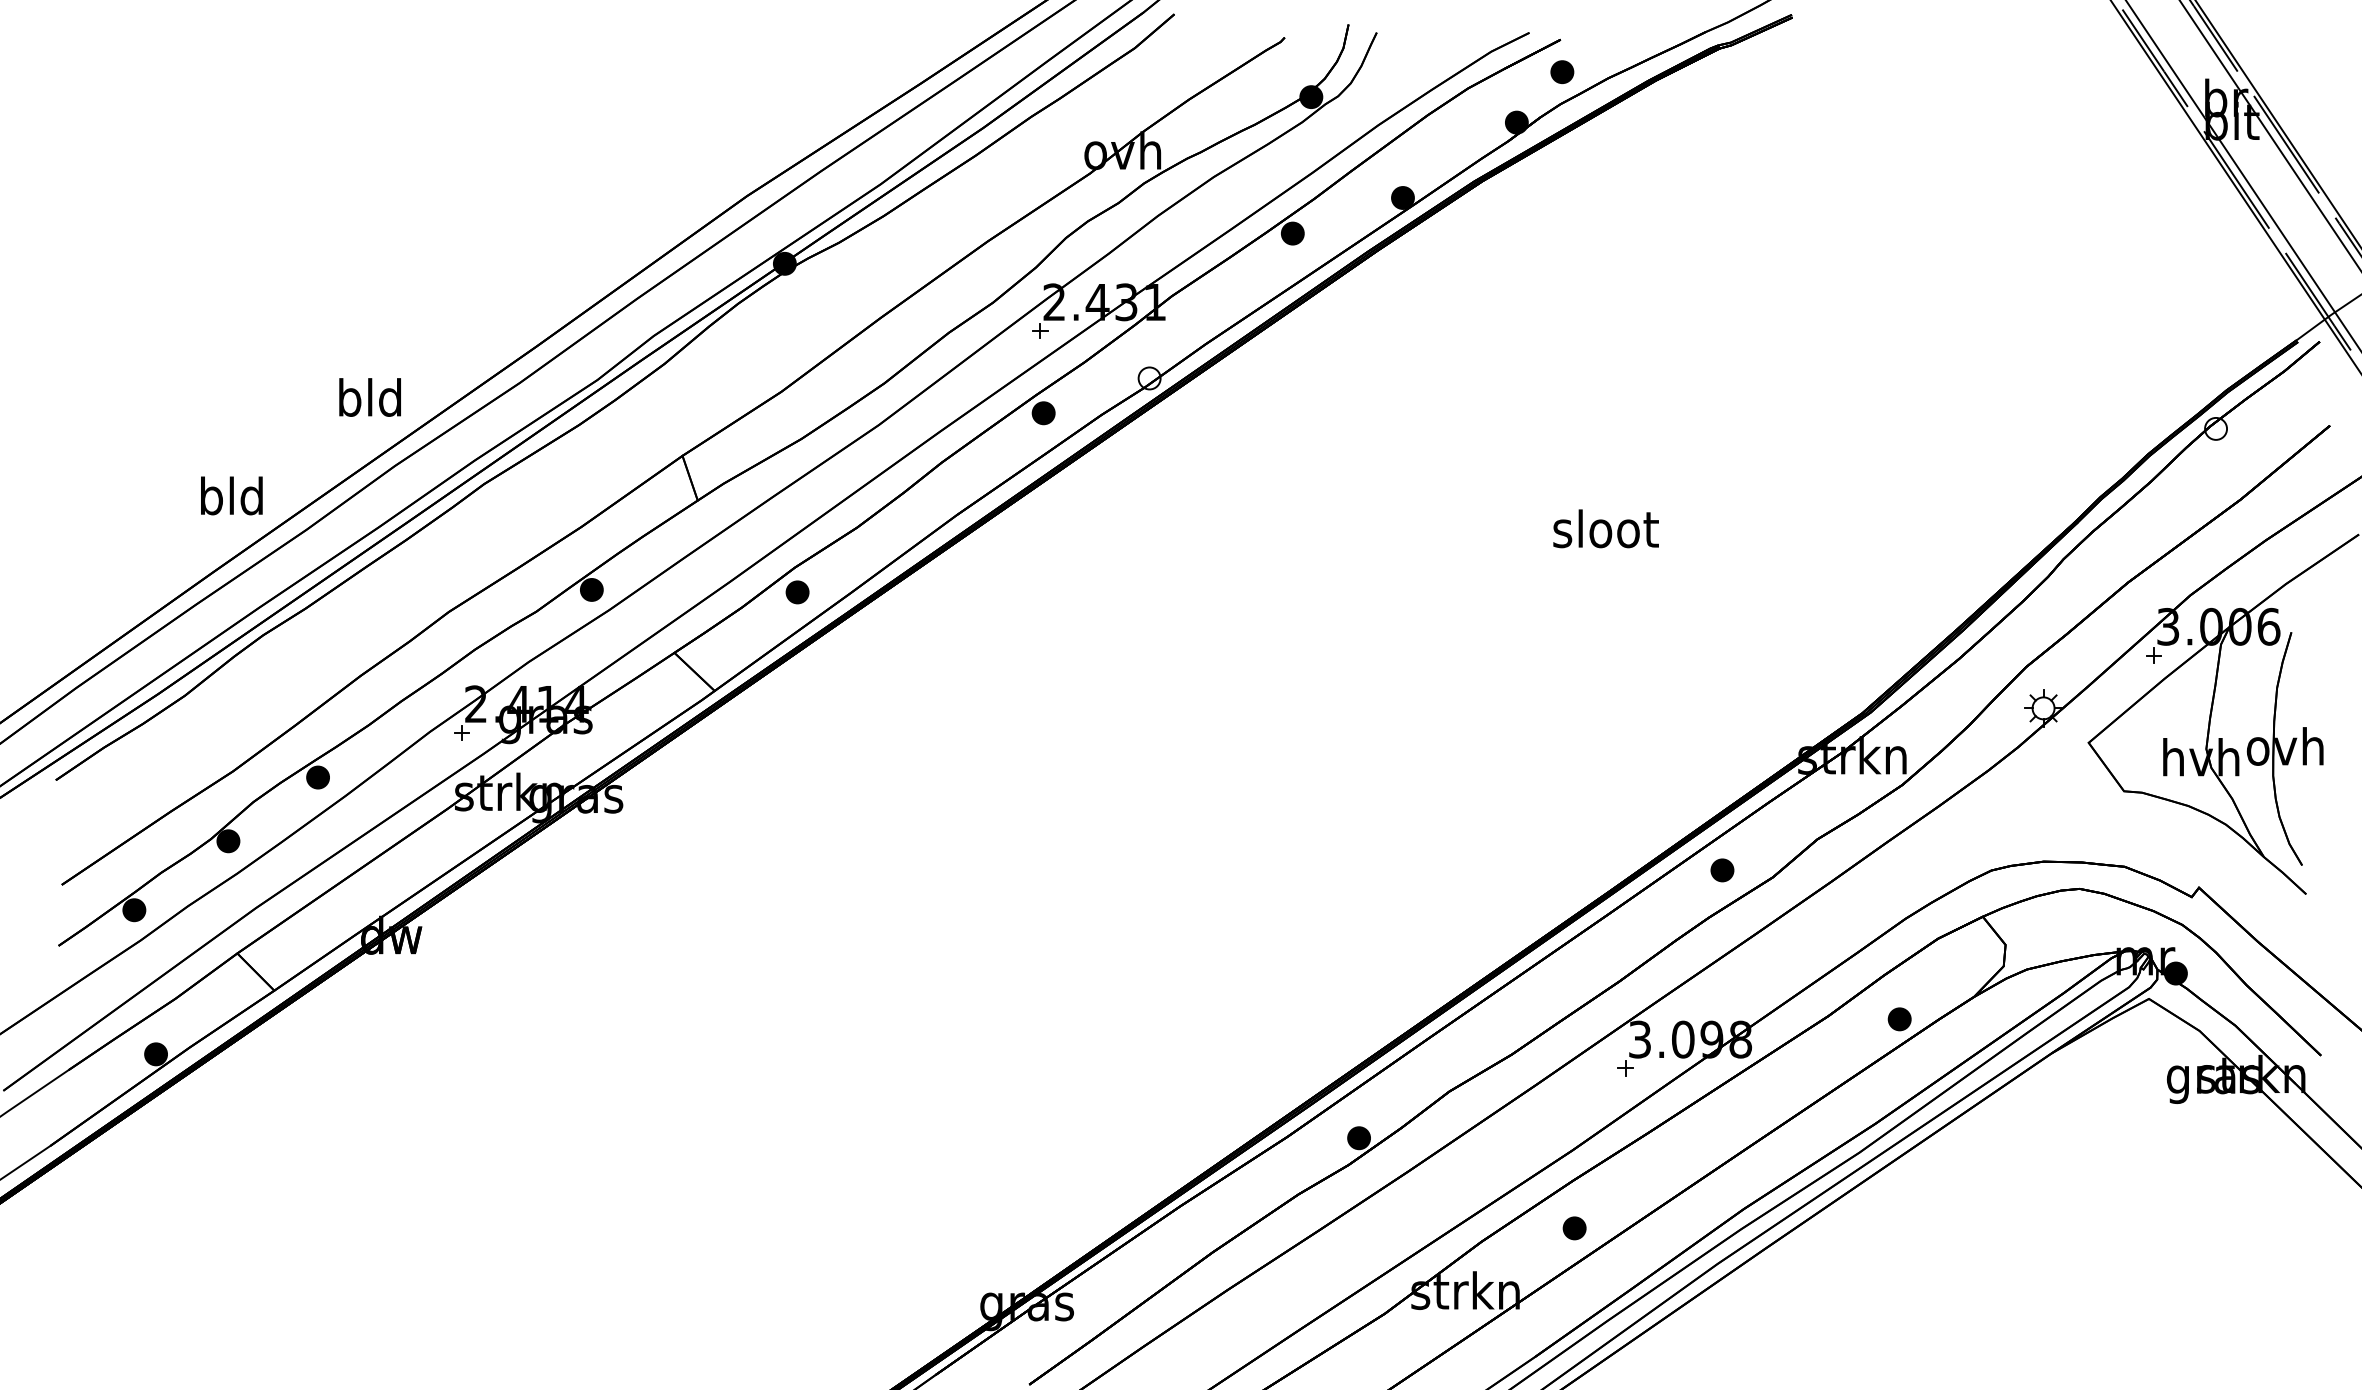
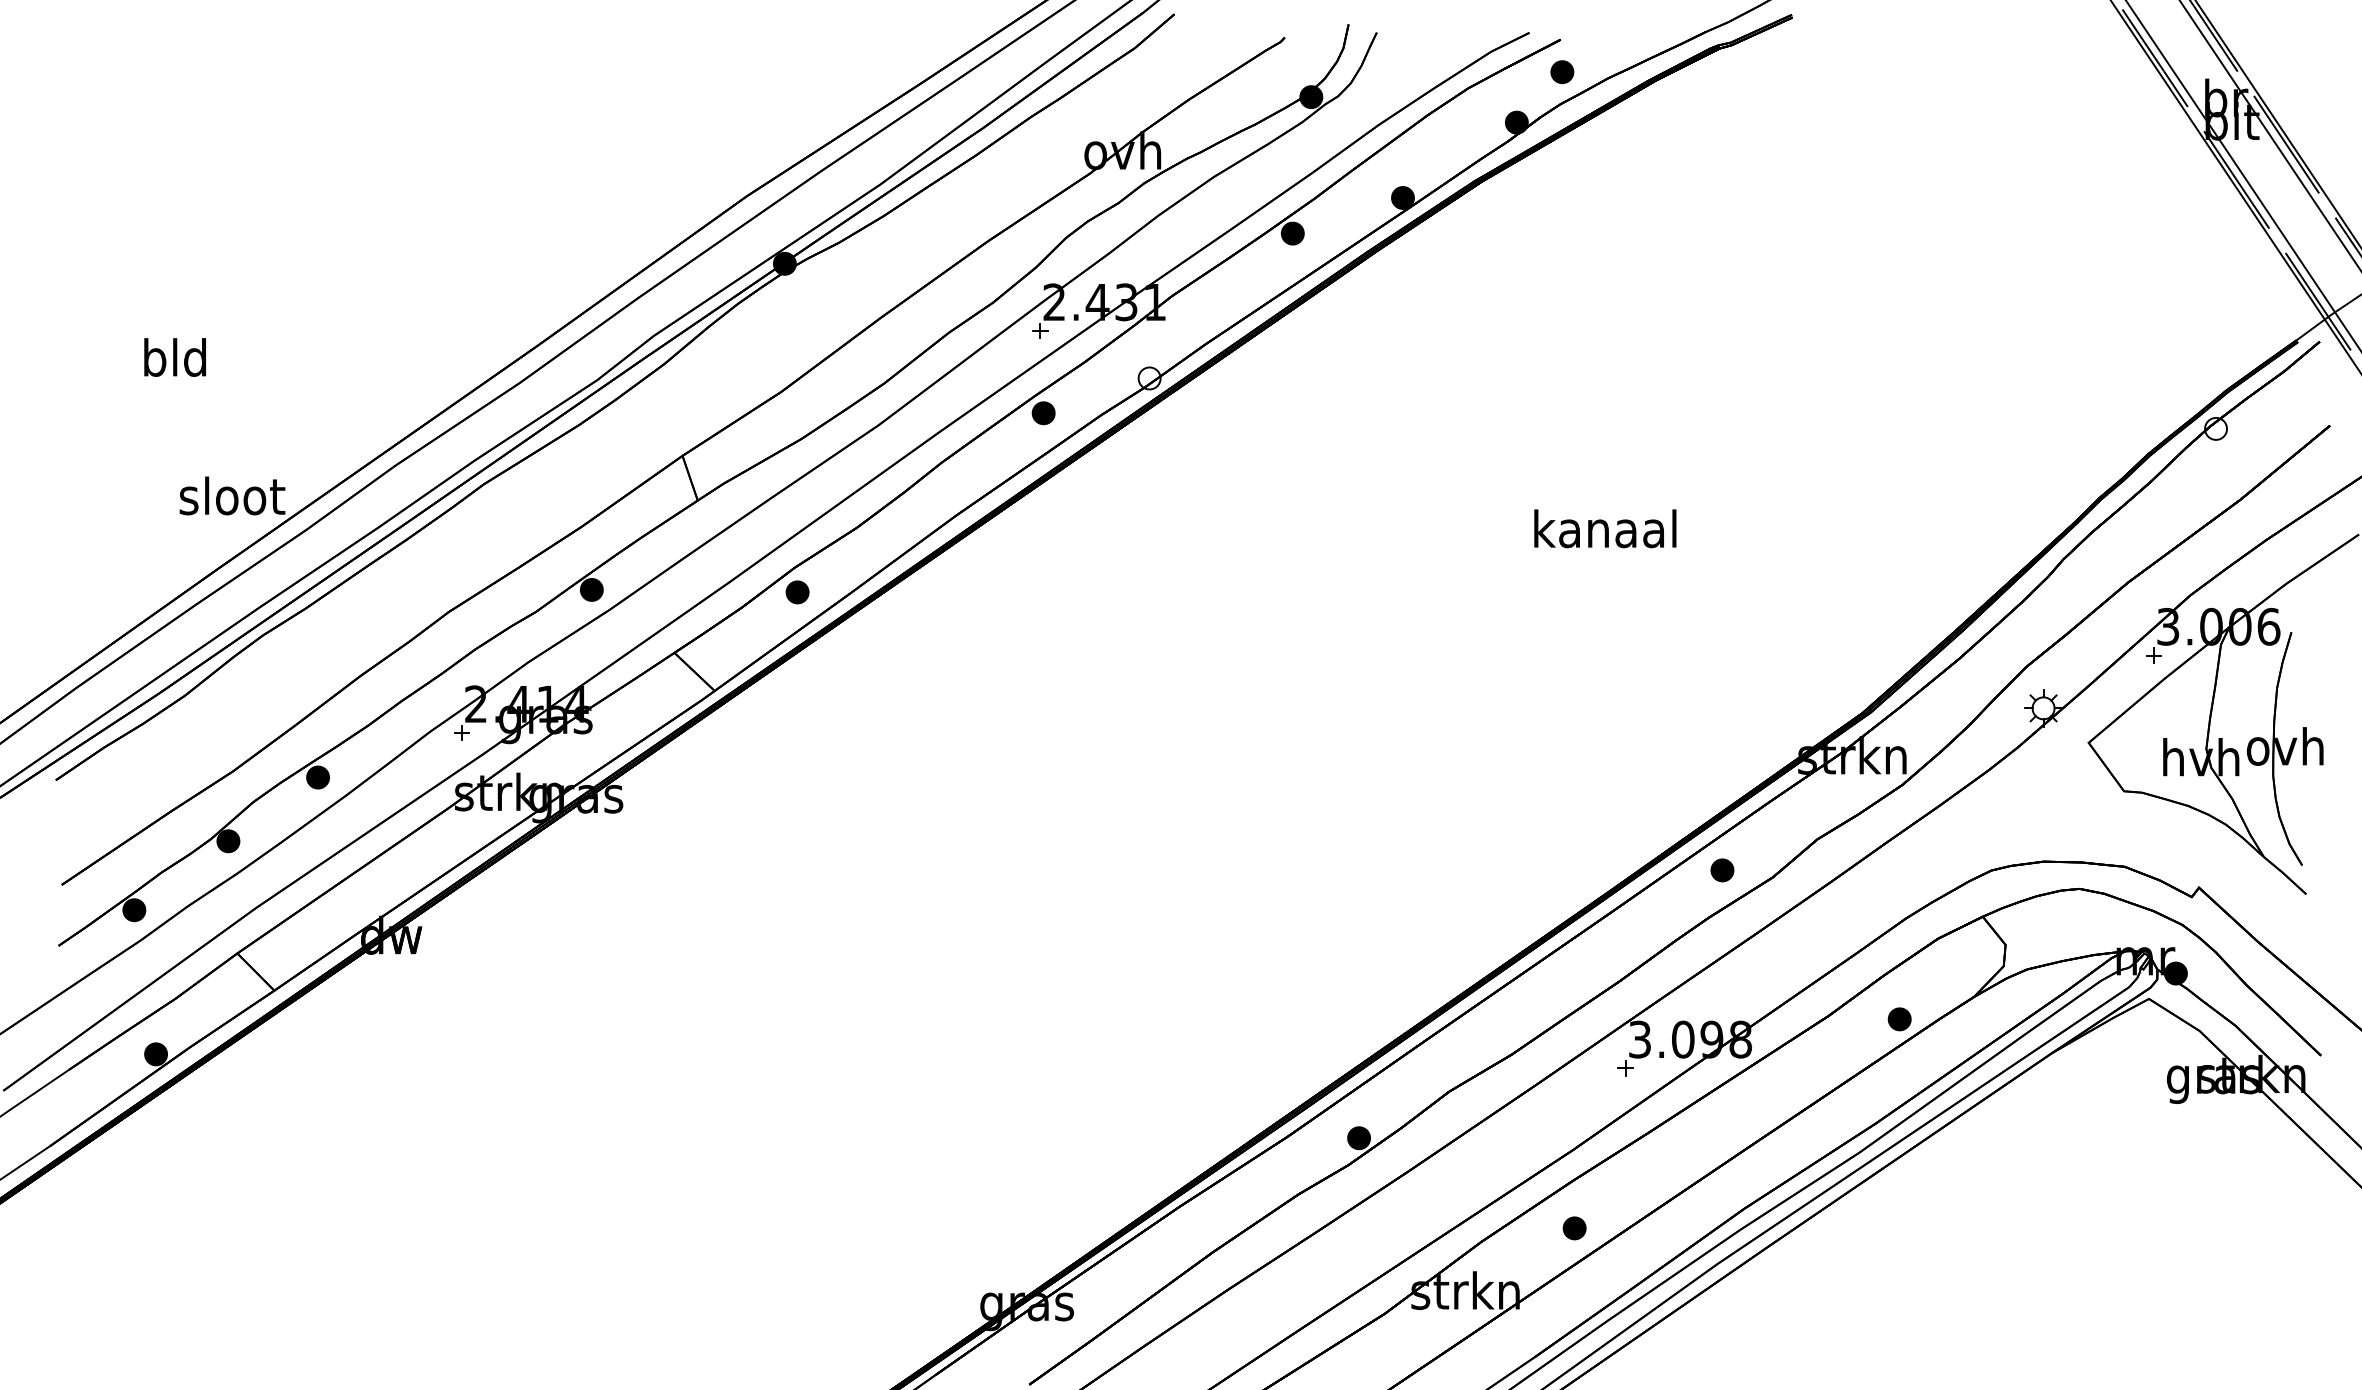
text position: (369, 397) -> (174, 357) (174, 357)
text: bld -> sloot (232, 495)
text: sloot -> kanaal (1605, 528)
